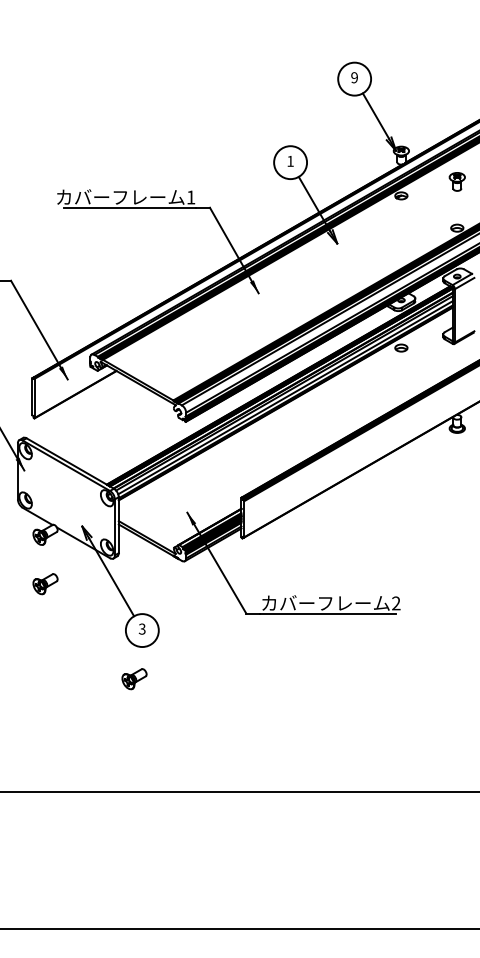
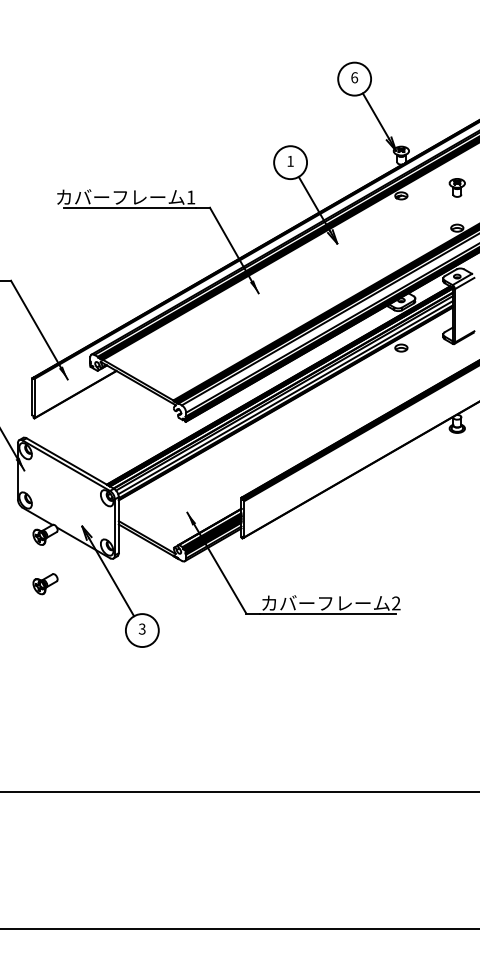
text: 9 -> 6 (354, 77)
part position: (456, 181) -> (456, 187) (456, 187)
part: present -> none (134, 679)
